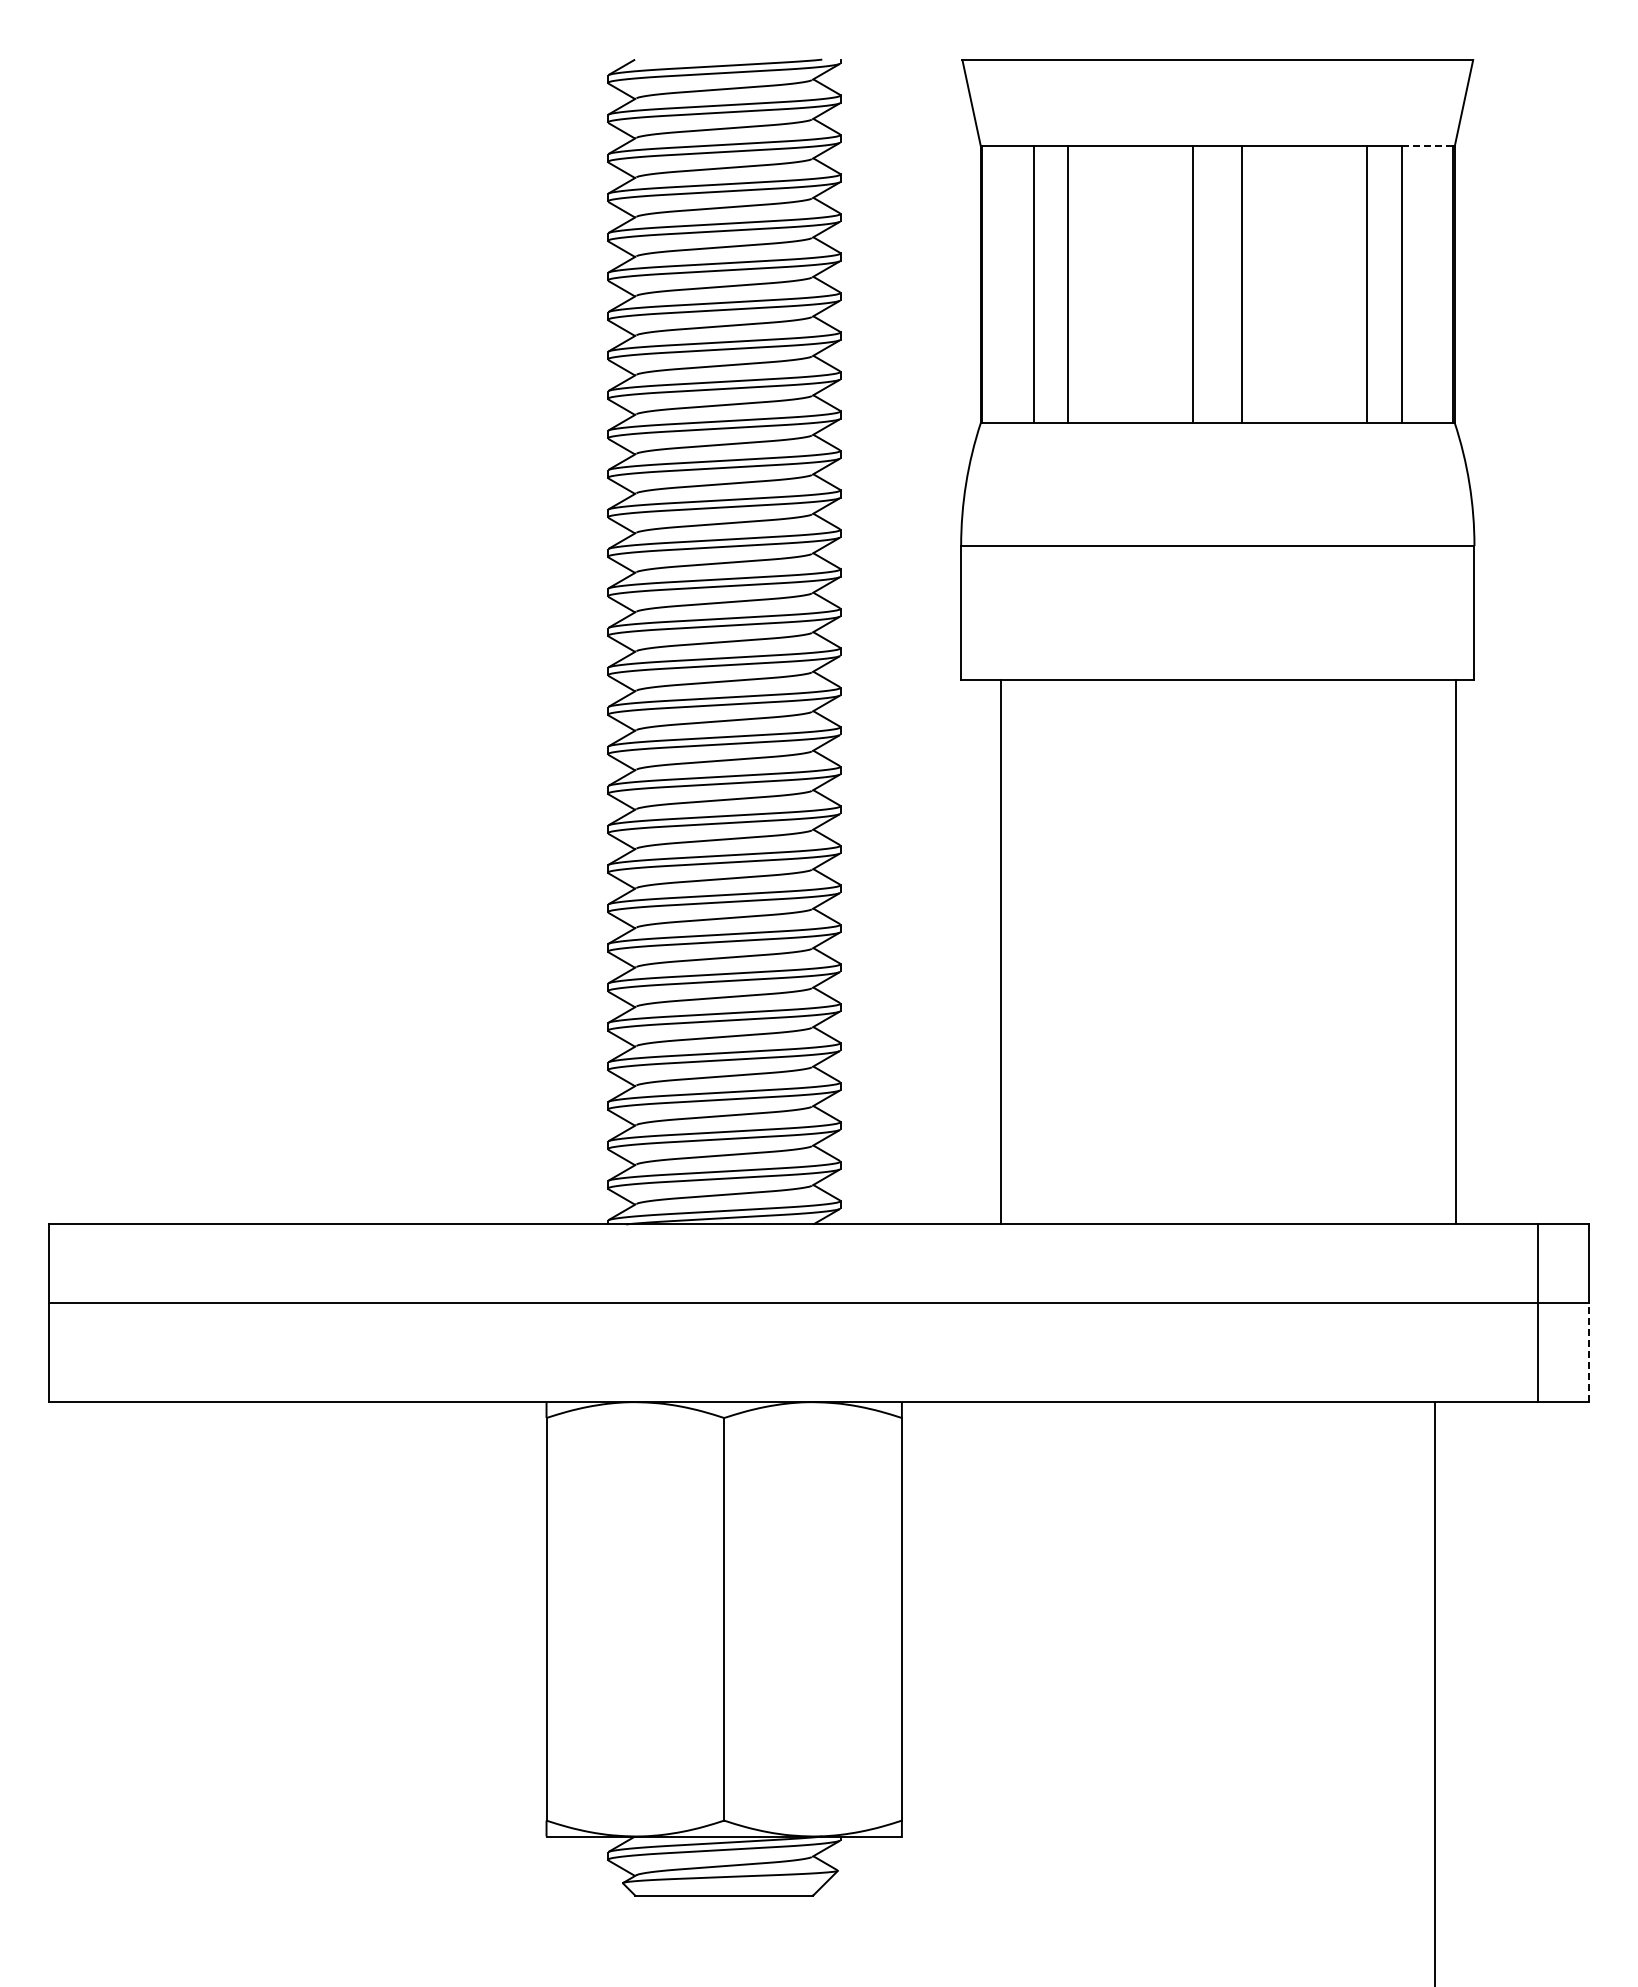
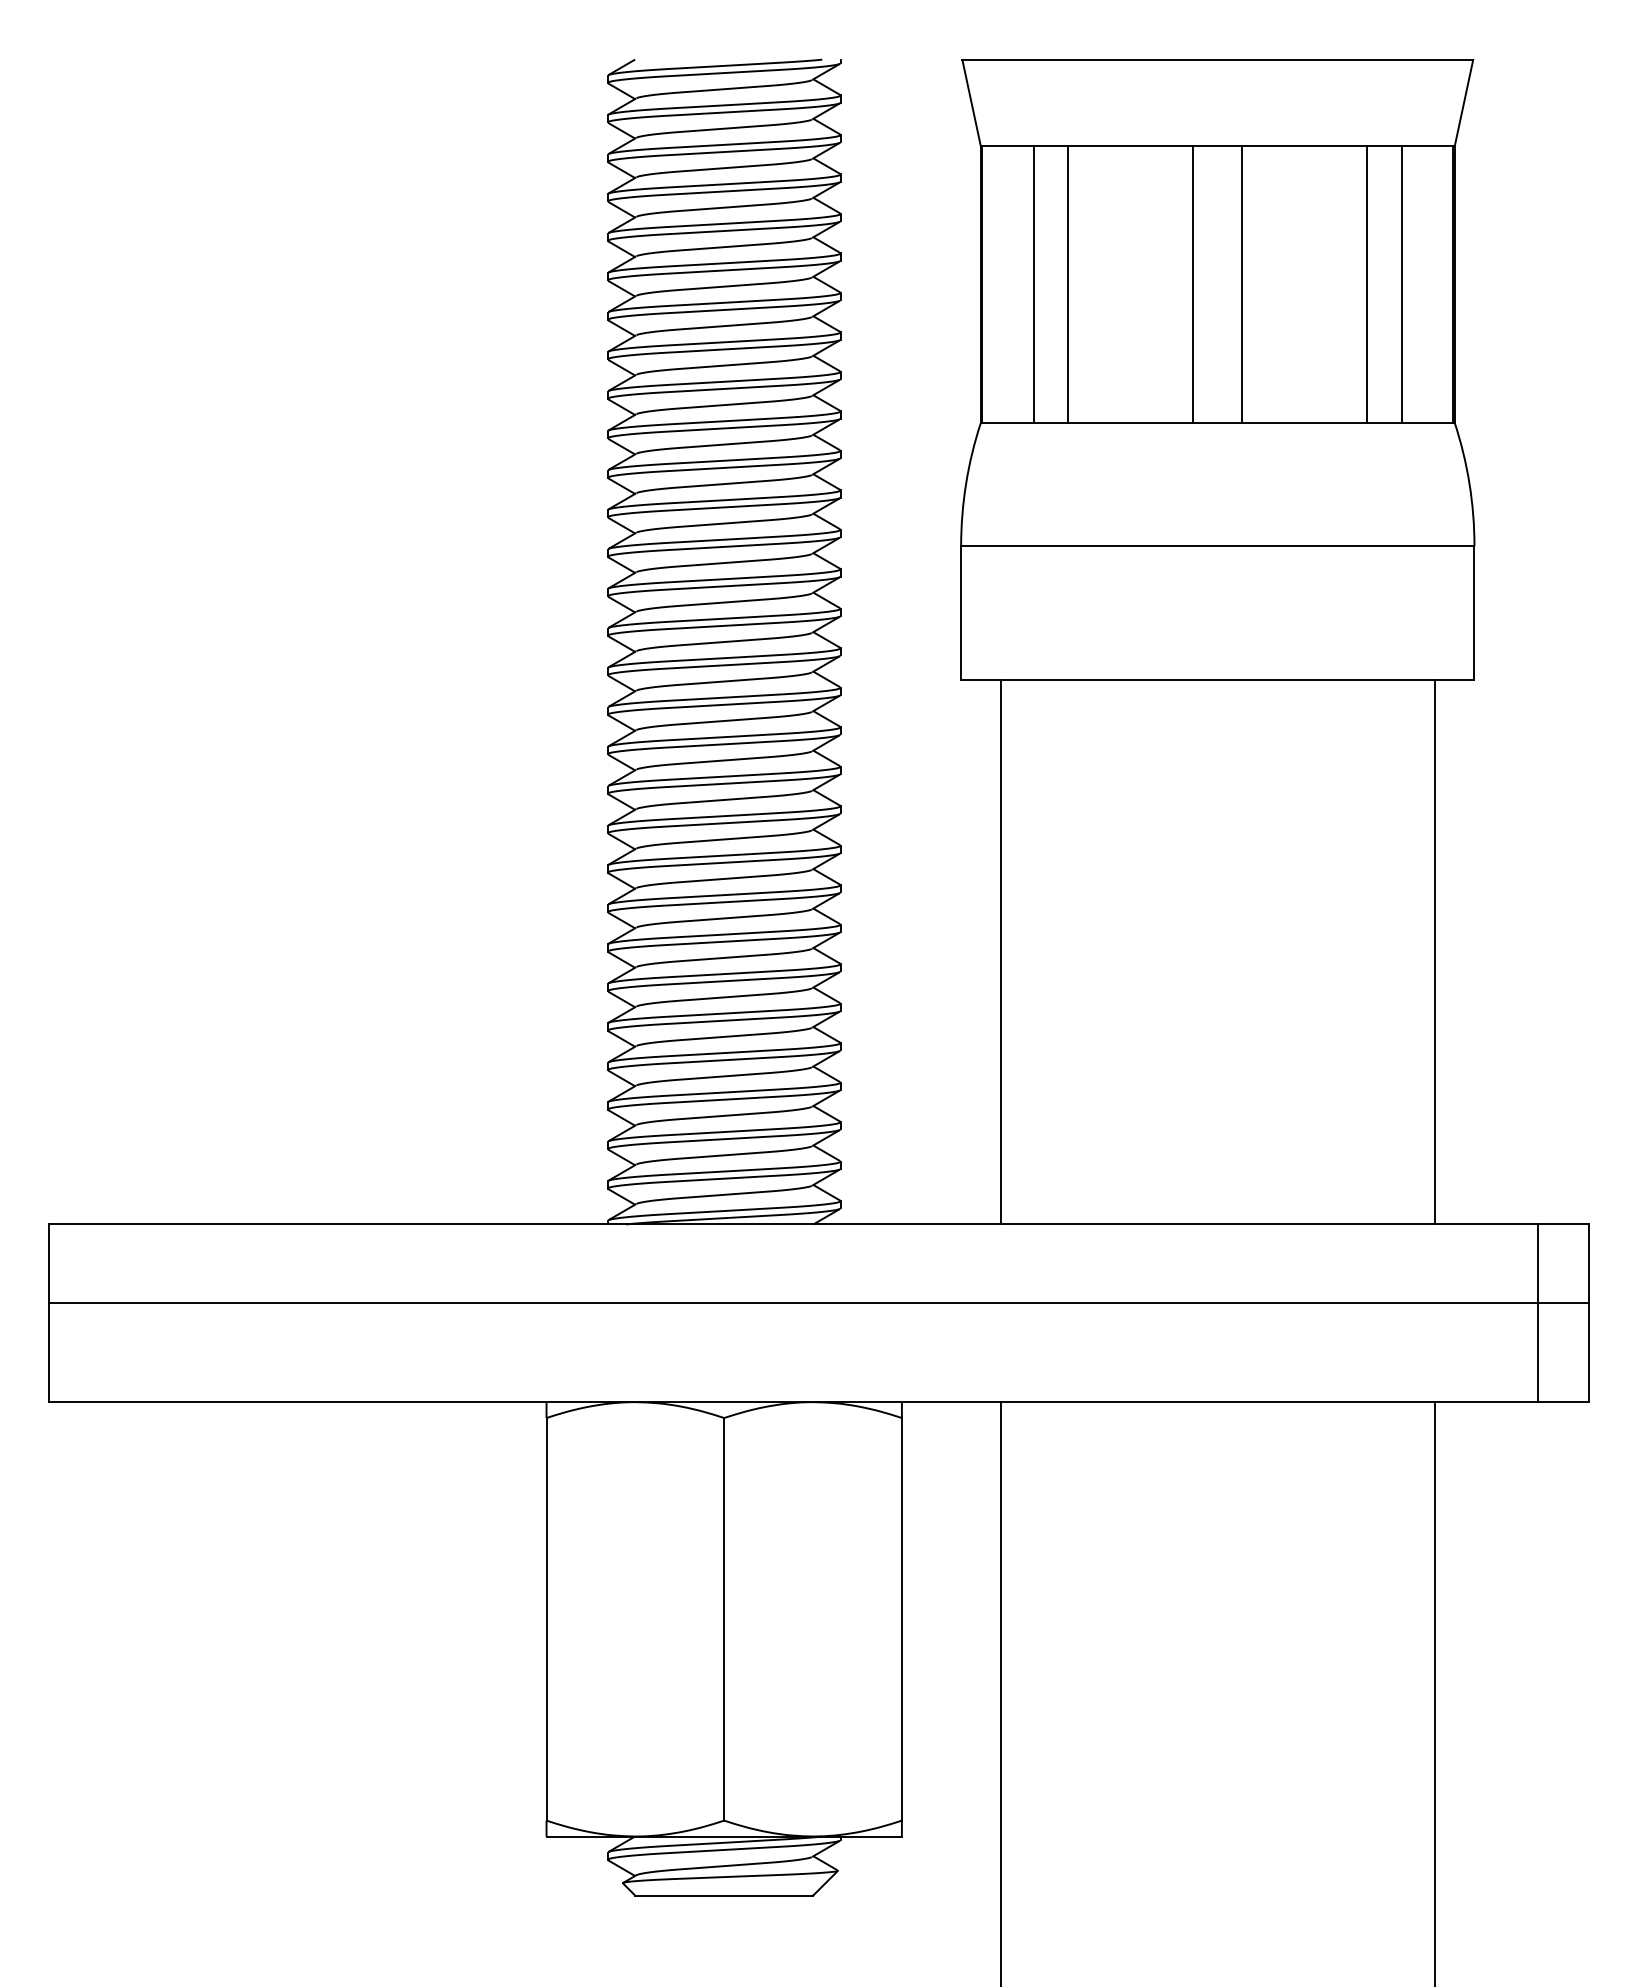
line: dashed -> solid (1427, 146)
line position: (1455, 951) -> (1434, 951) (1434, 951)
line: dashed -> solid (1588, 1352)
line: none -> present (1000, 1692)
